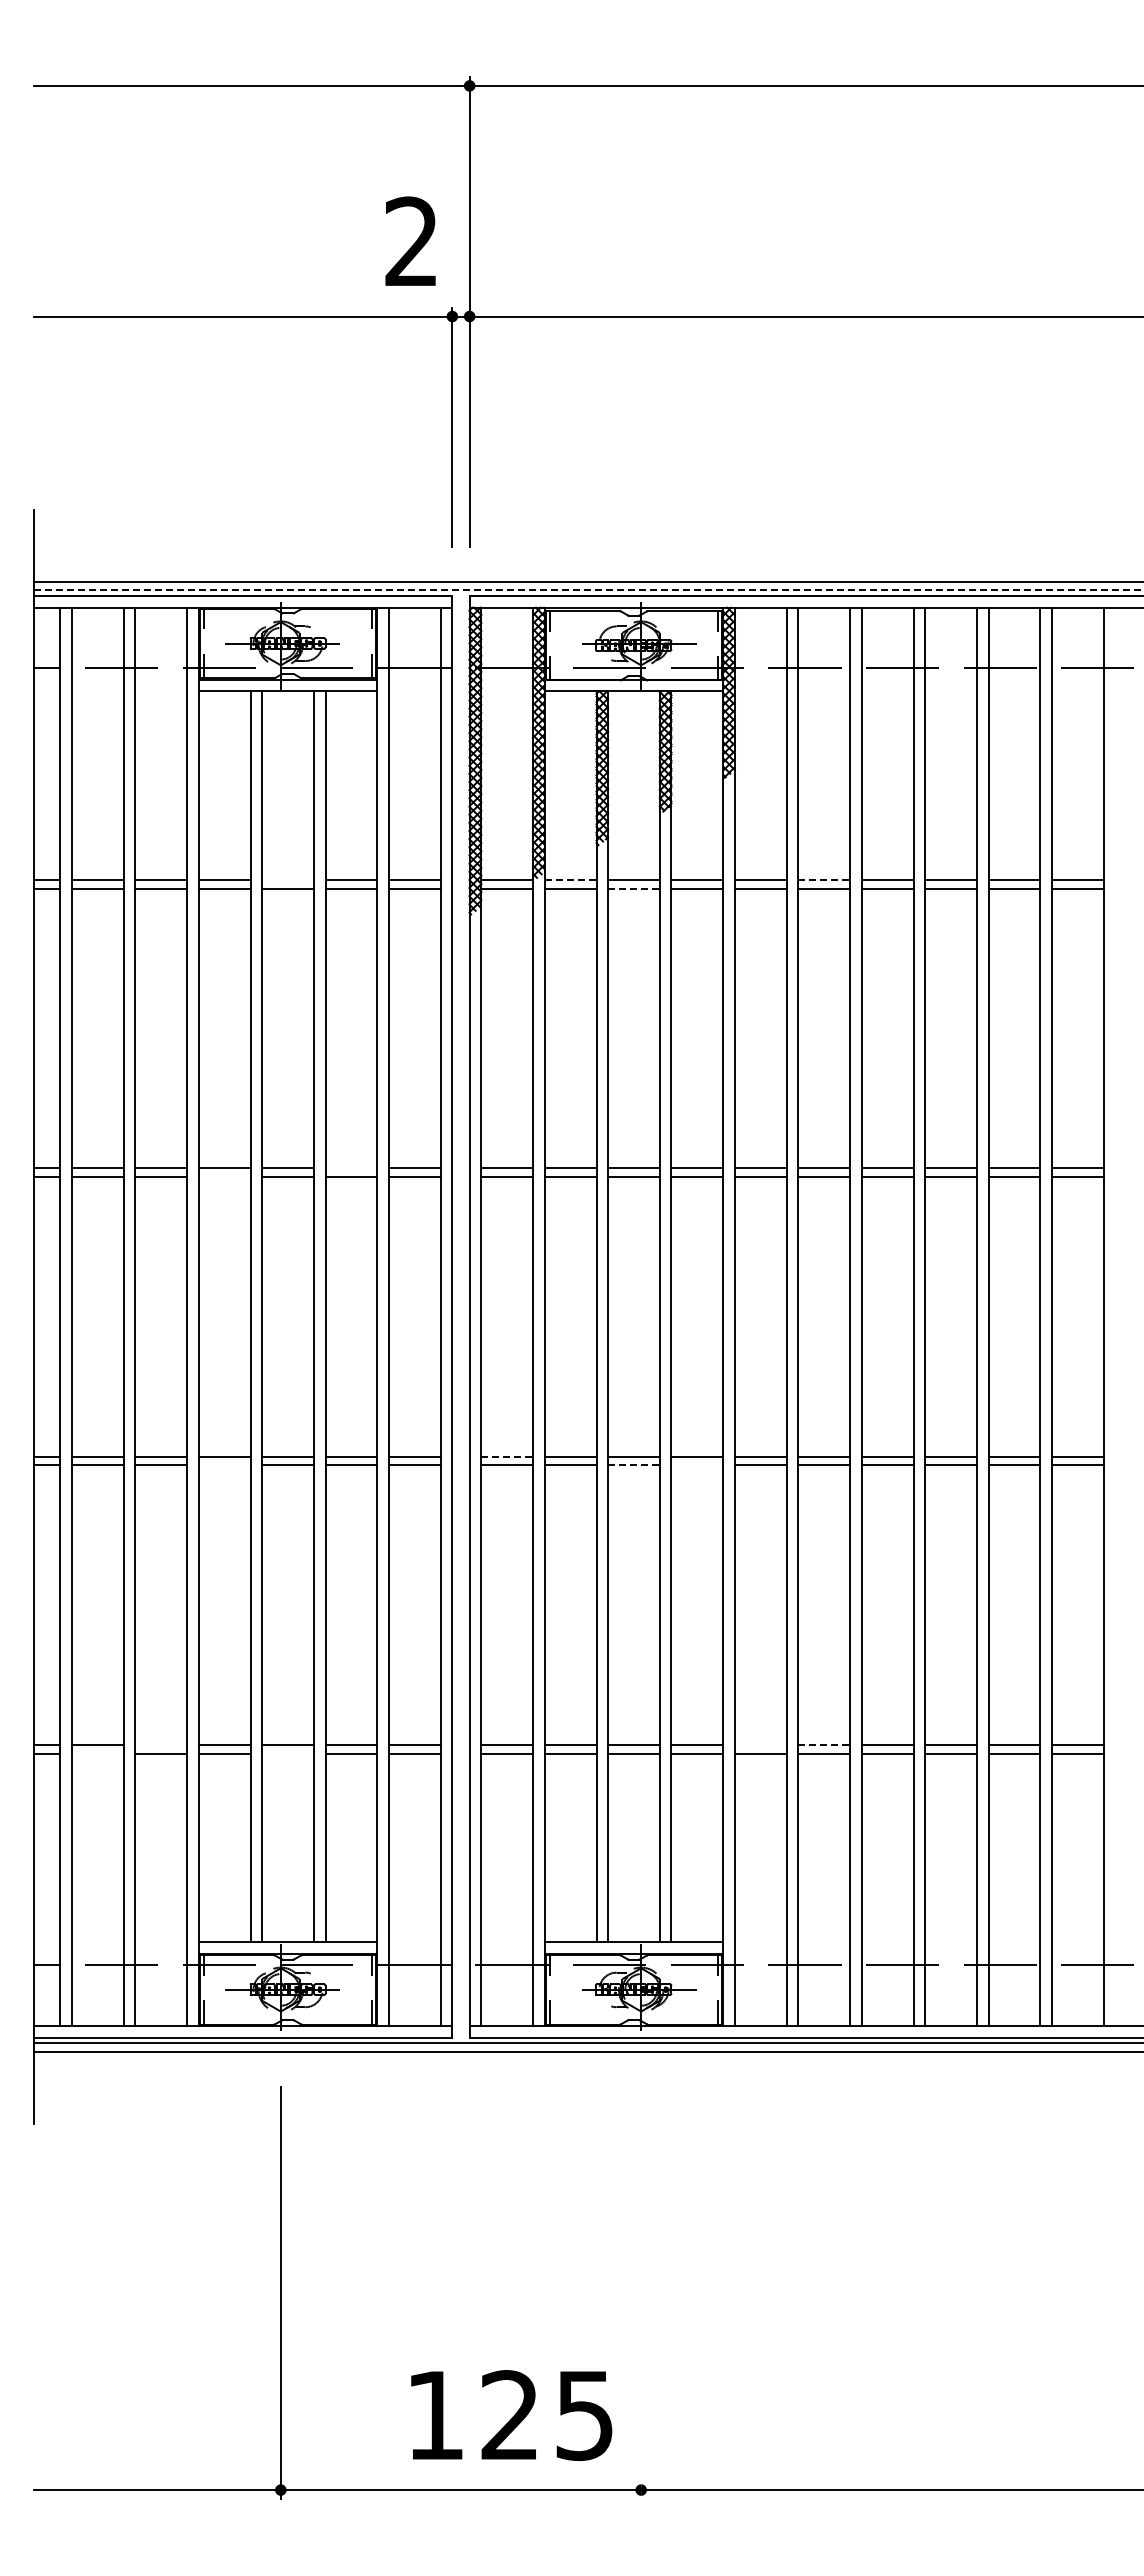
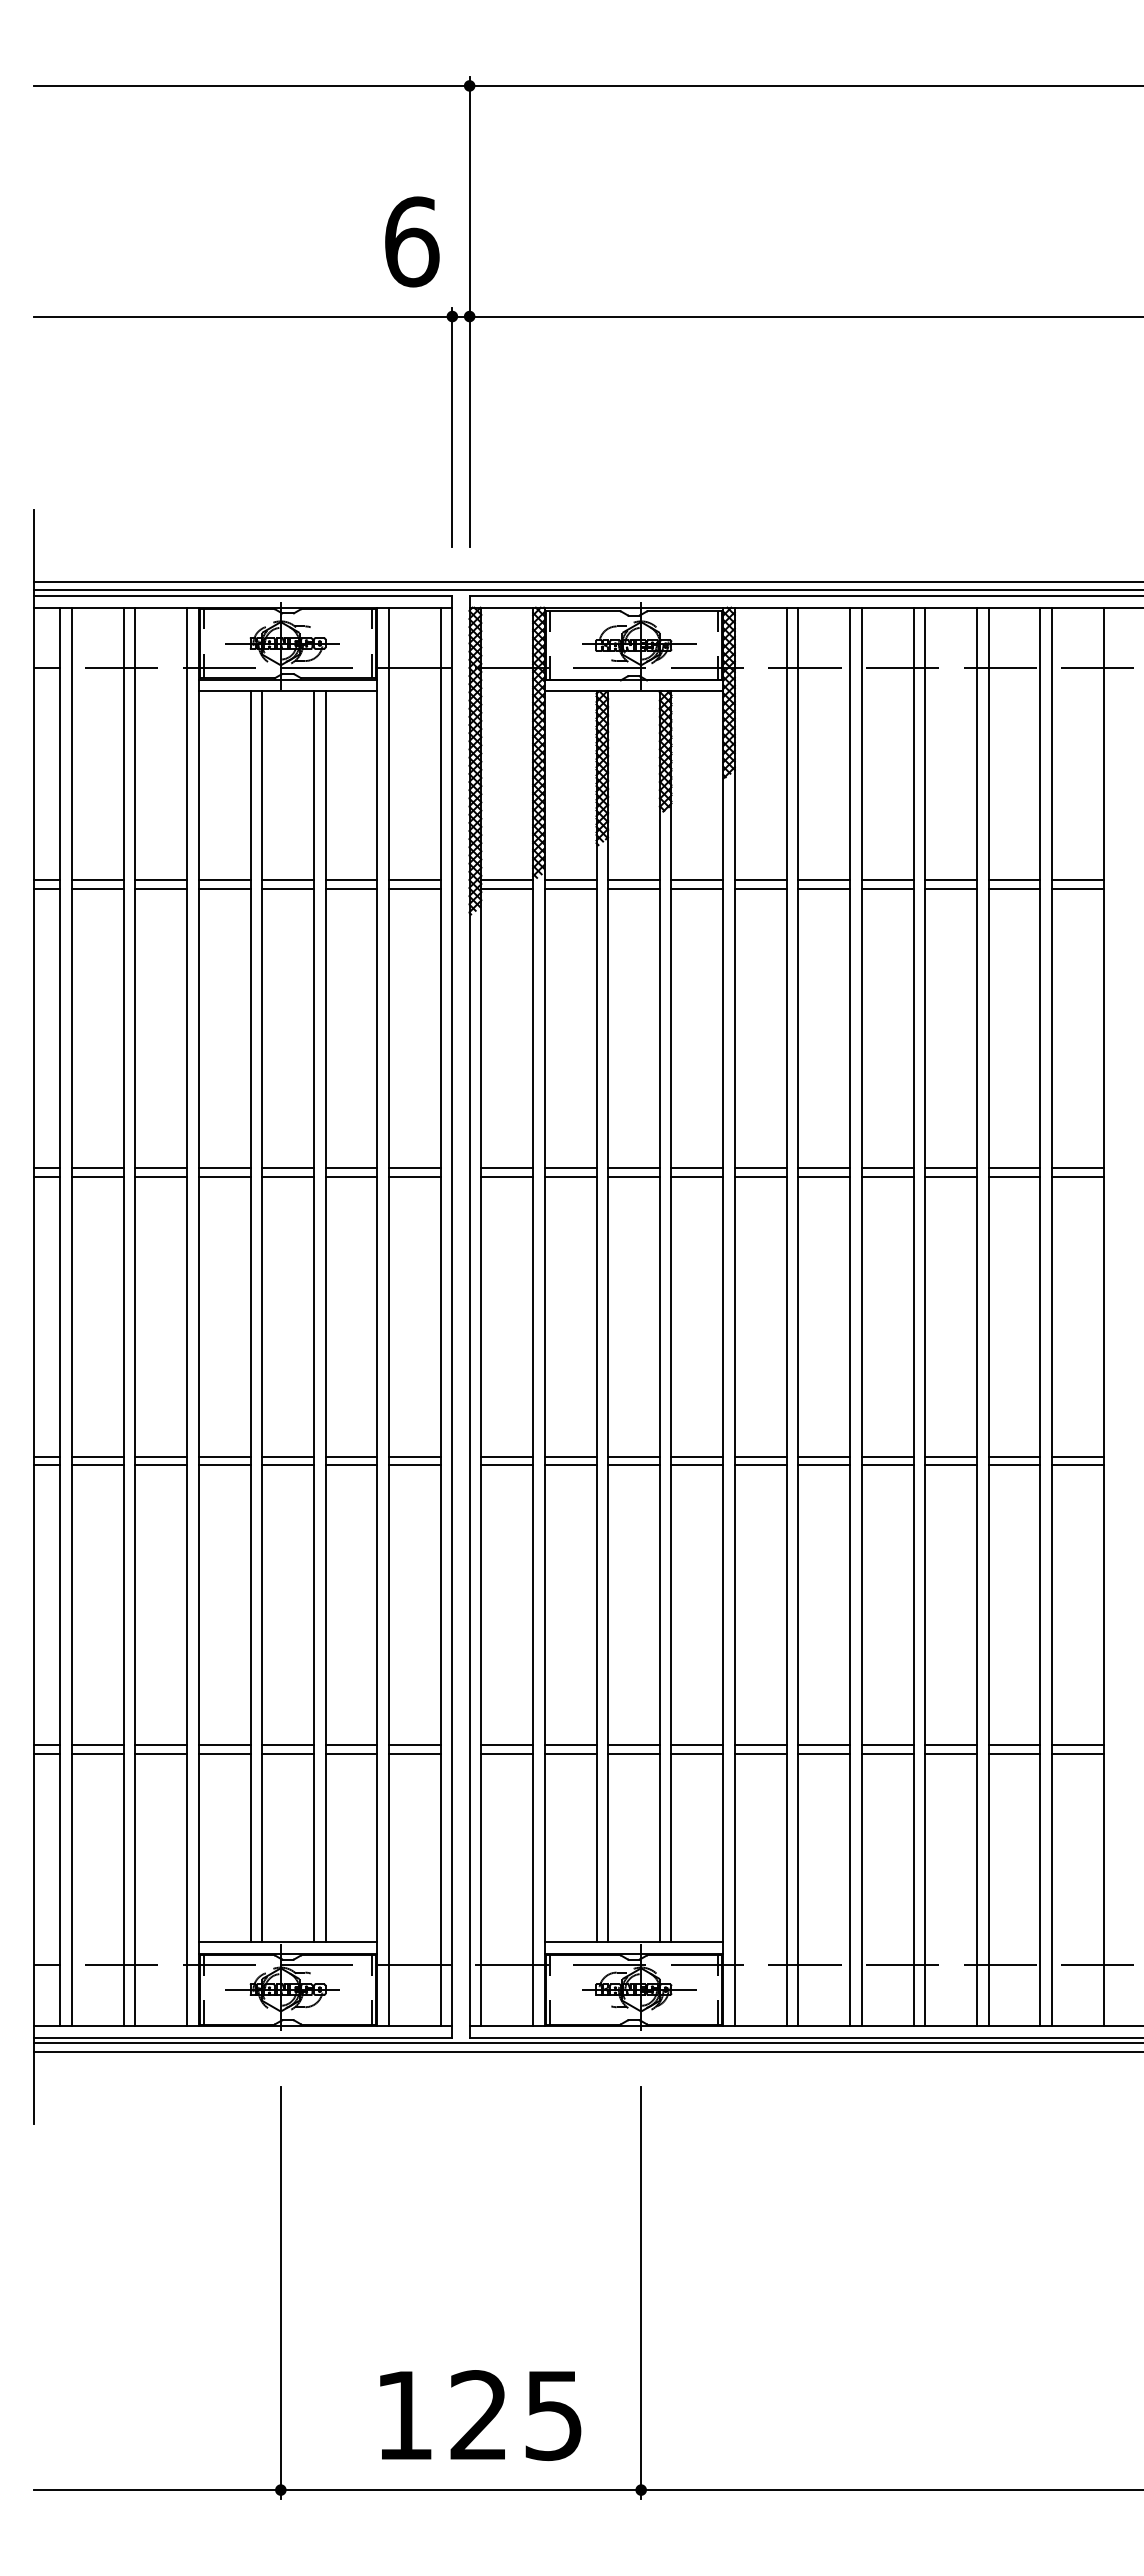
text: 2 -> 6 (412, 241)
line: dashed -> solid (588, 590)
line: none -> present (288, 880)
line: dashed -> solid (570, 880)
line: dashed -> solid (824, 880)
line: dashed -> solid (633, 888)
line: none -> present (351, 1168)
line: none -> present (224, 1177)
line: dashed -> solid (507, 1456)
line: none -> present (224, 1465)
line: dashed -> solid (633, 1465)
line: none -> present (697, 1465)
line: none -> present (161, 1744)
line: none -> present (760, 1744)
line: dashed -> solid (824, 1744)
line: none -> present (97, 1753)
line: none -> present (288, 1753)
line: none -> present (641, 2292)
text position: (511, 2415) -> (480, 2415) (480, 2415)
